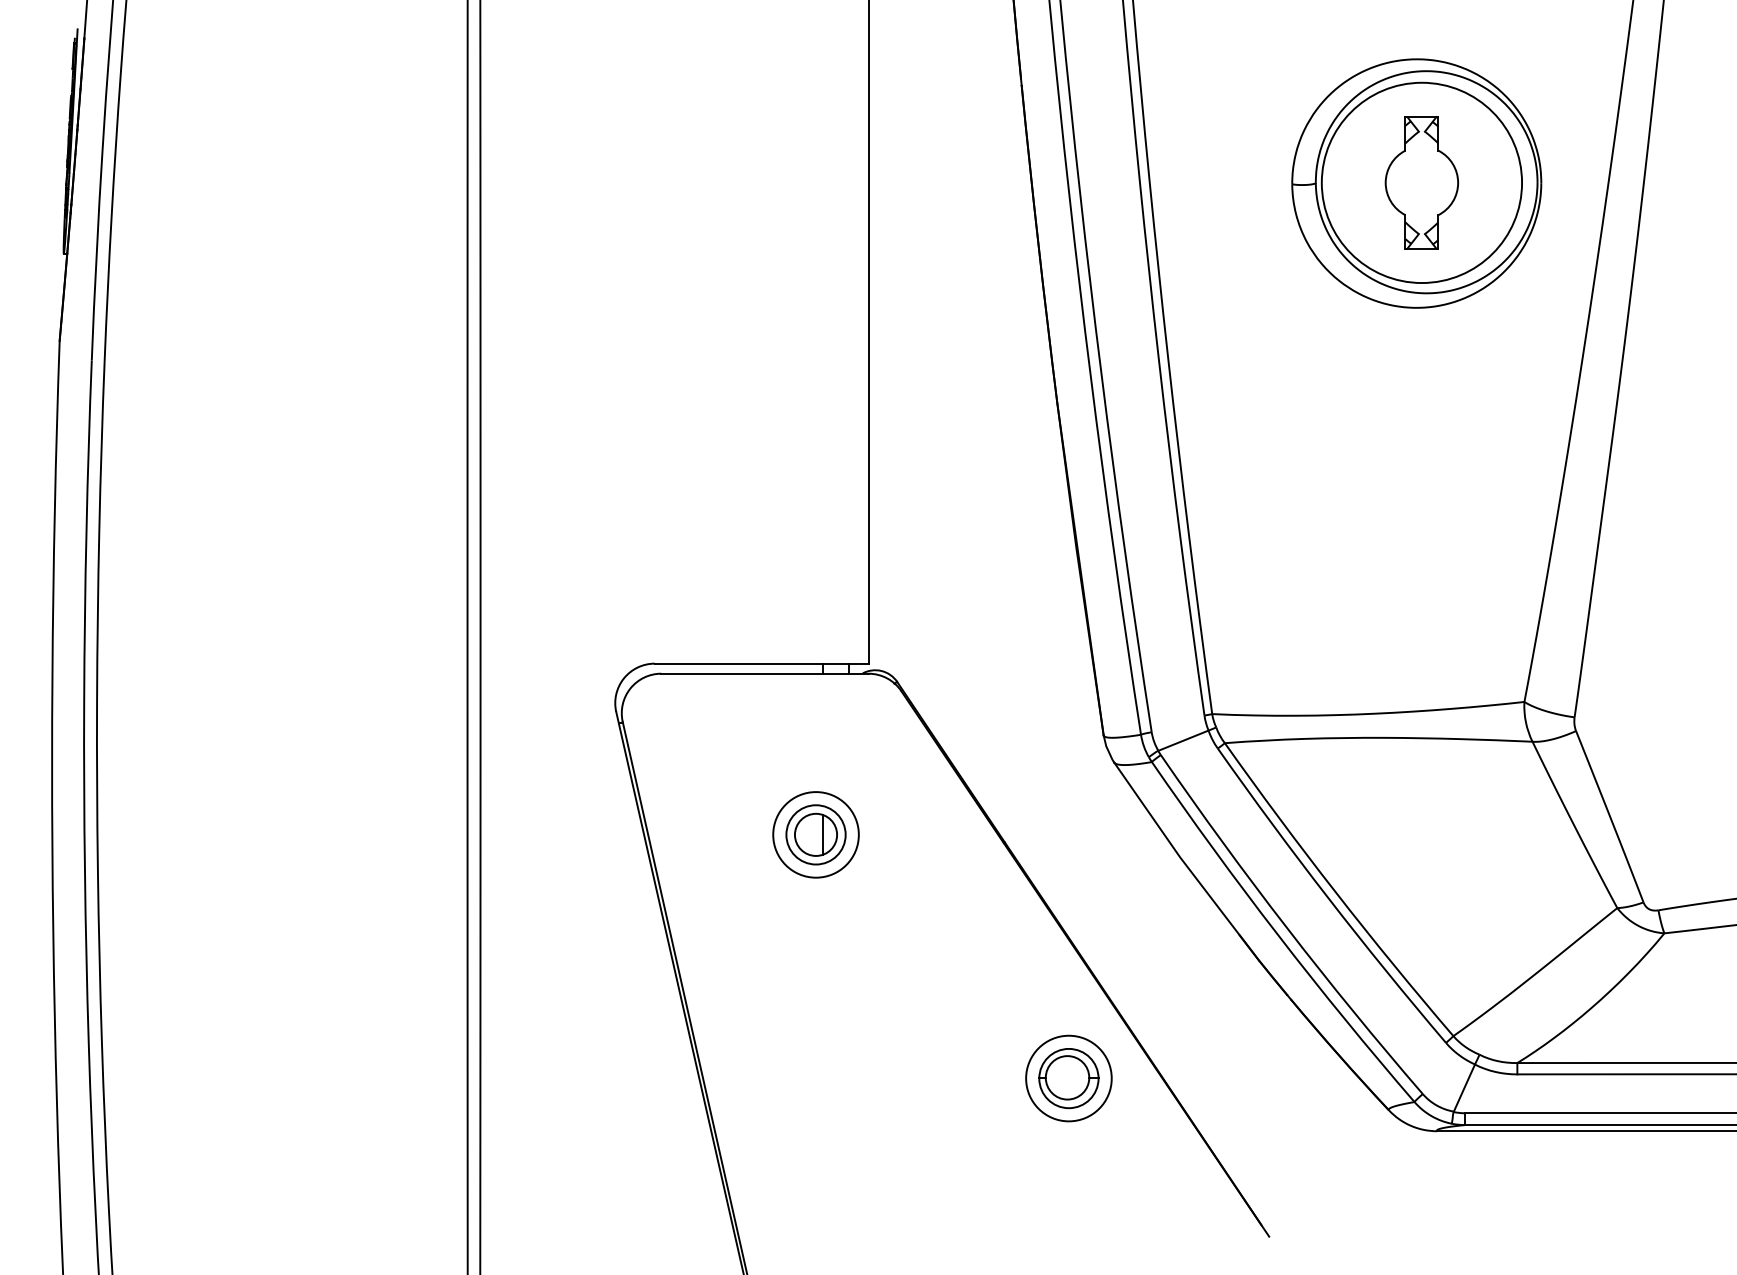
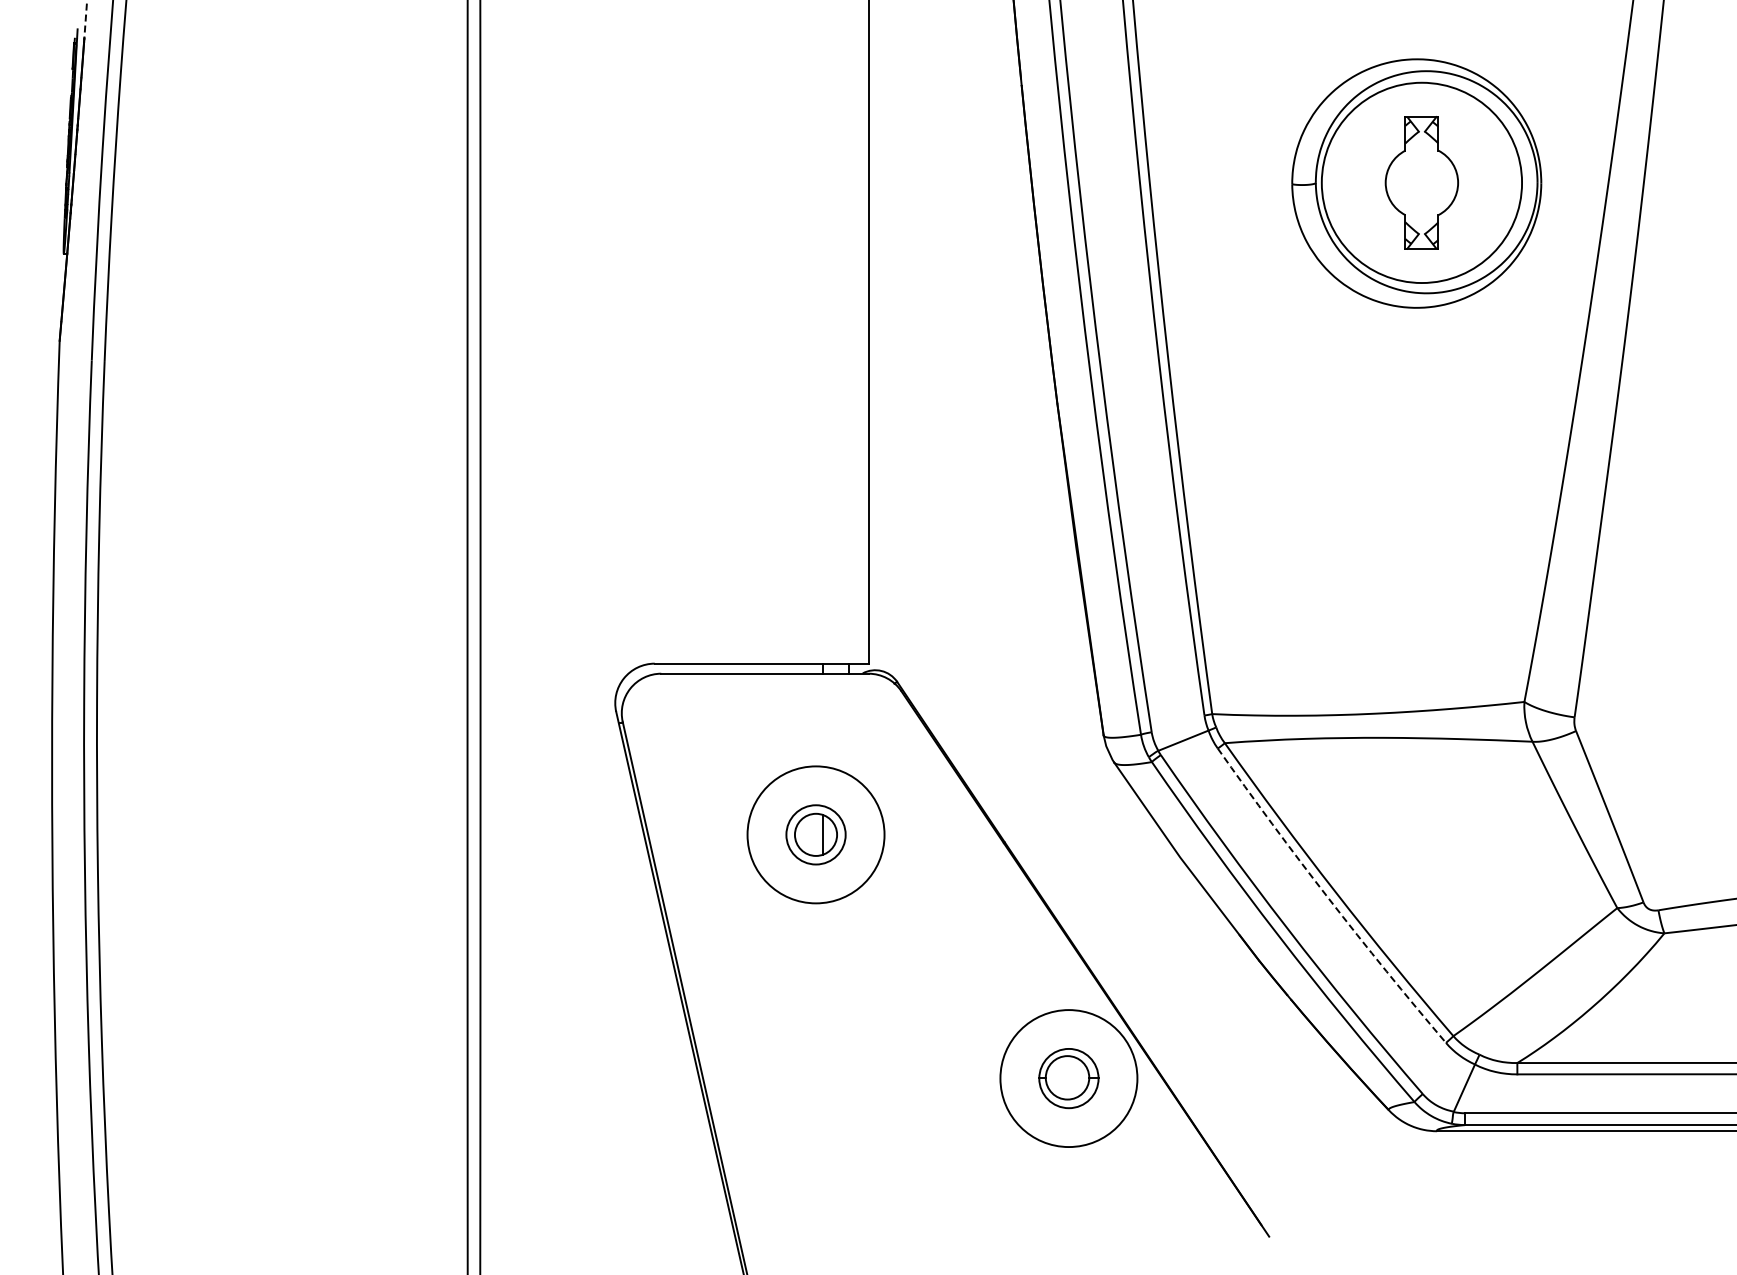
line: solid -> dashed (85, 22)
circle diameter: 86 px -> 137 px (815, 834)
arc: solid -> dashed (1328, 898)
circle diameter: 86 px -> 137 px (1068, 1078)
